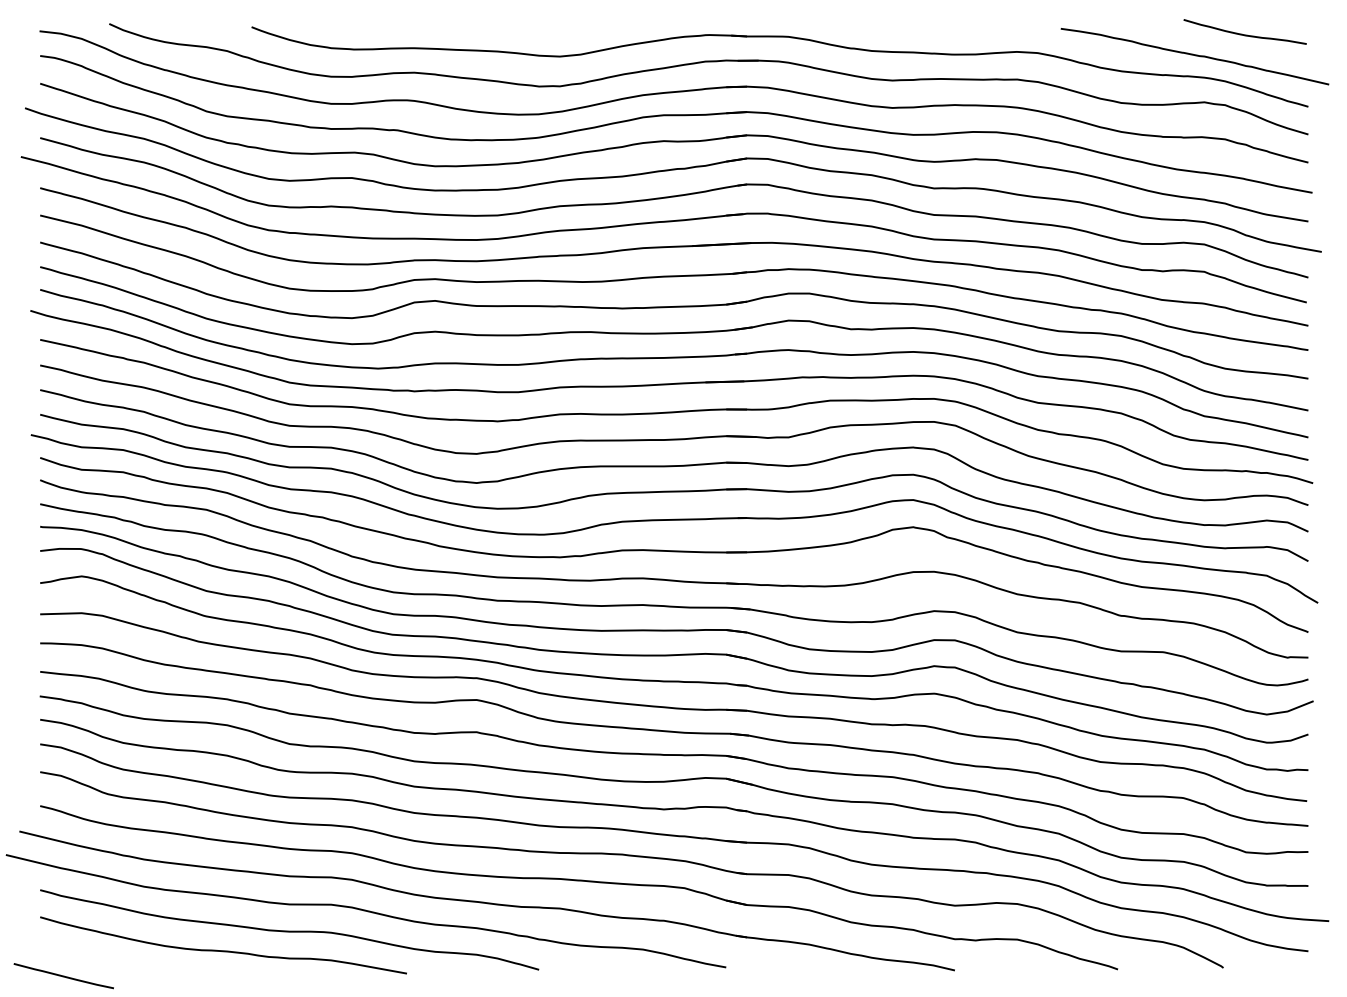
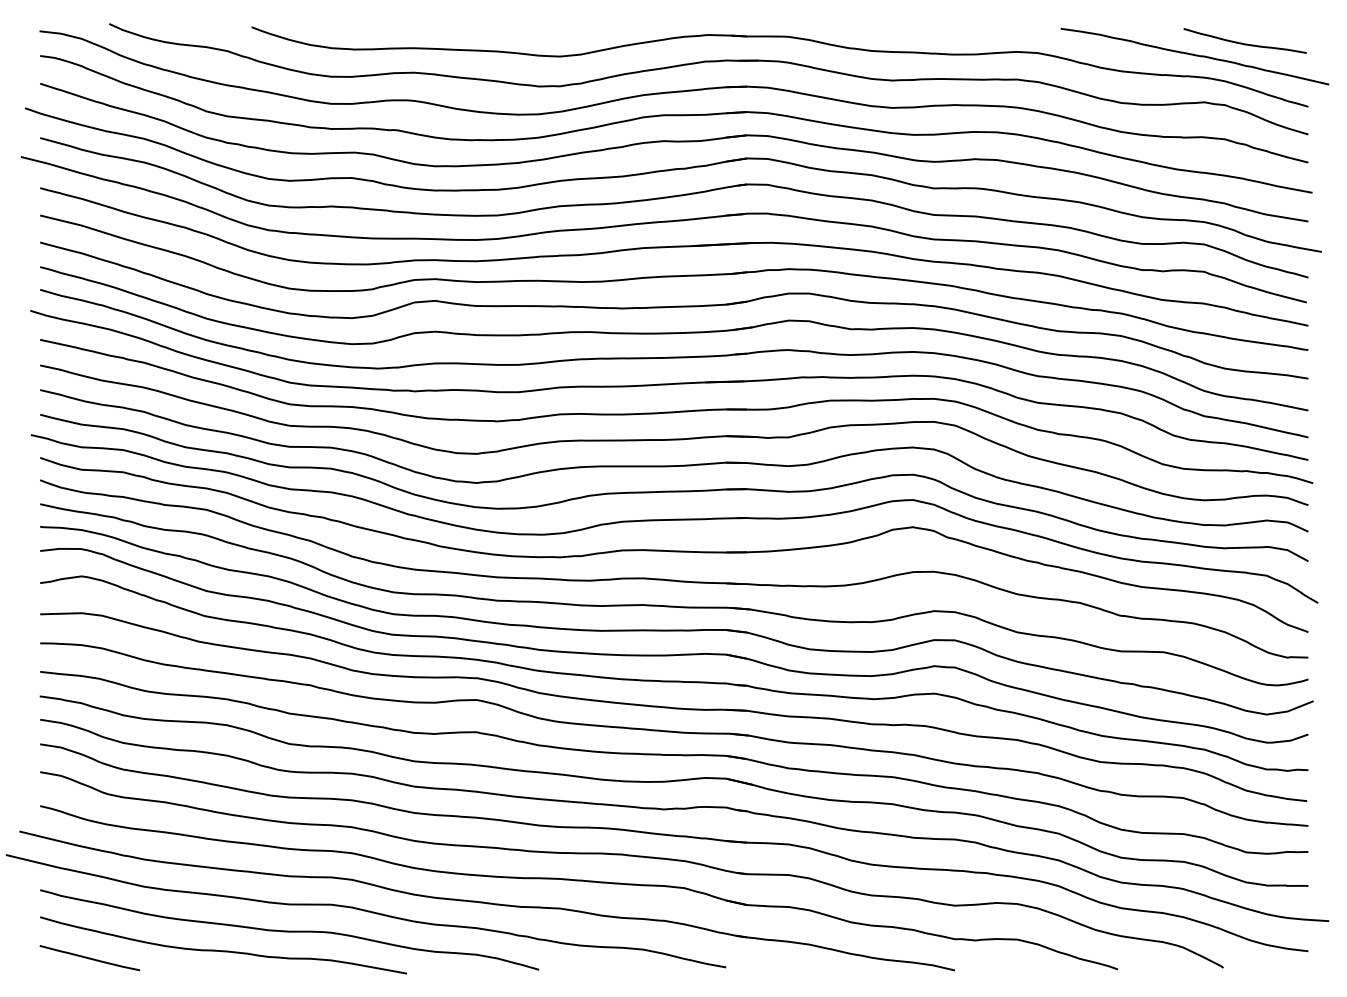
curve position: (1242, 33) -> (1242, 42) (1242, 42)
line position: (63, 976) -> (89, 958) (89, 958)
